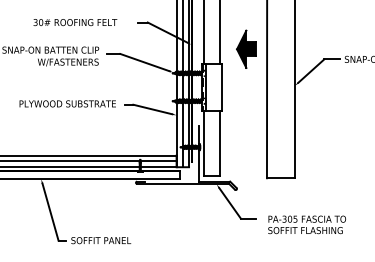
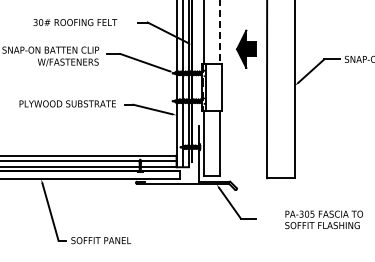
line: solid -> dashed (219, 32)
text position: (306, 224) -> (323, 219) (323, 219)
